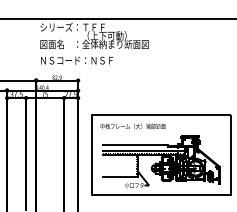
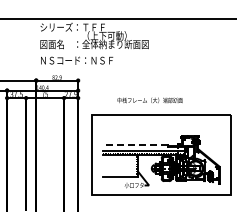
text position: (132, 126) -> (149, 100) (149, 100)
line: solid -> dashed (134, 145)
